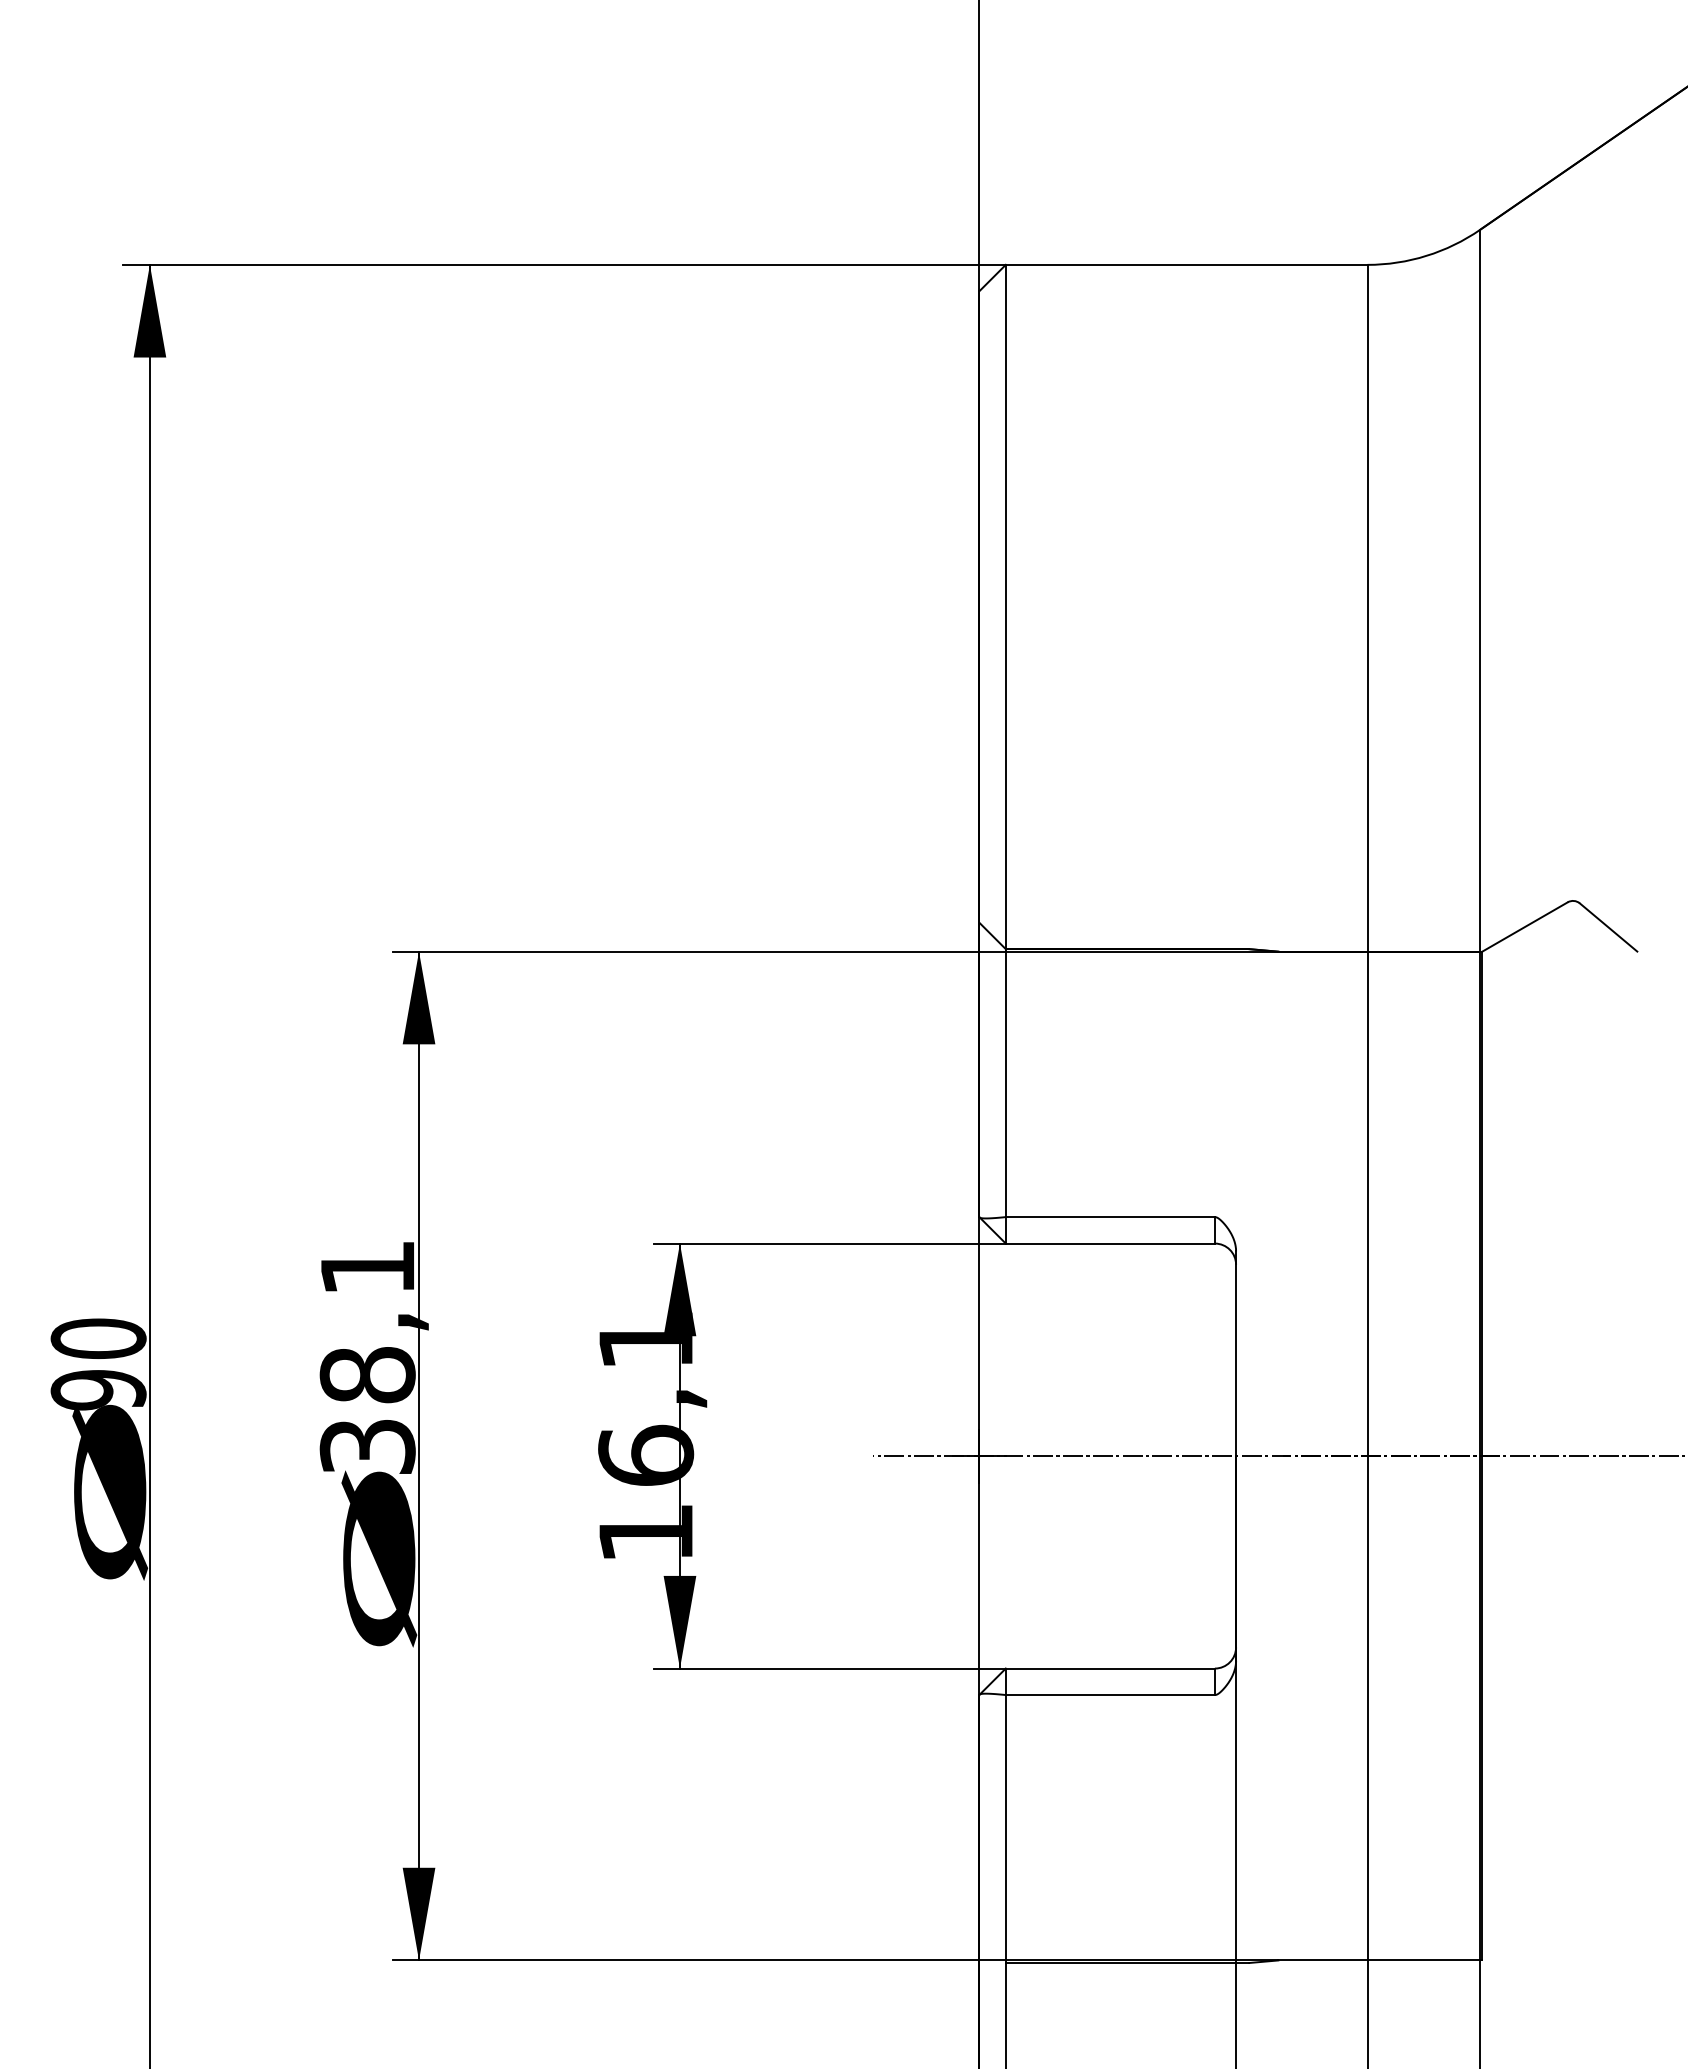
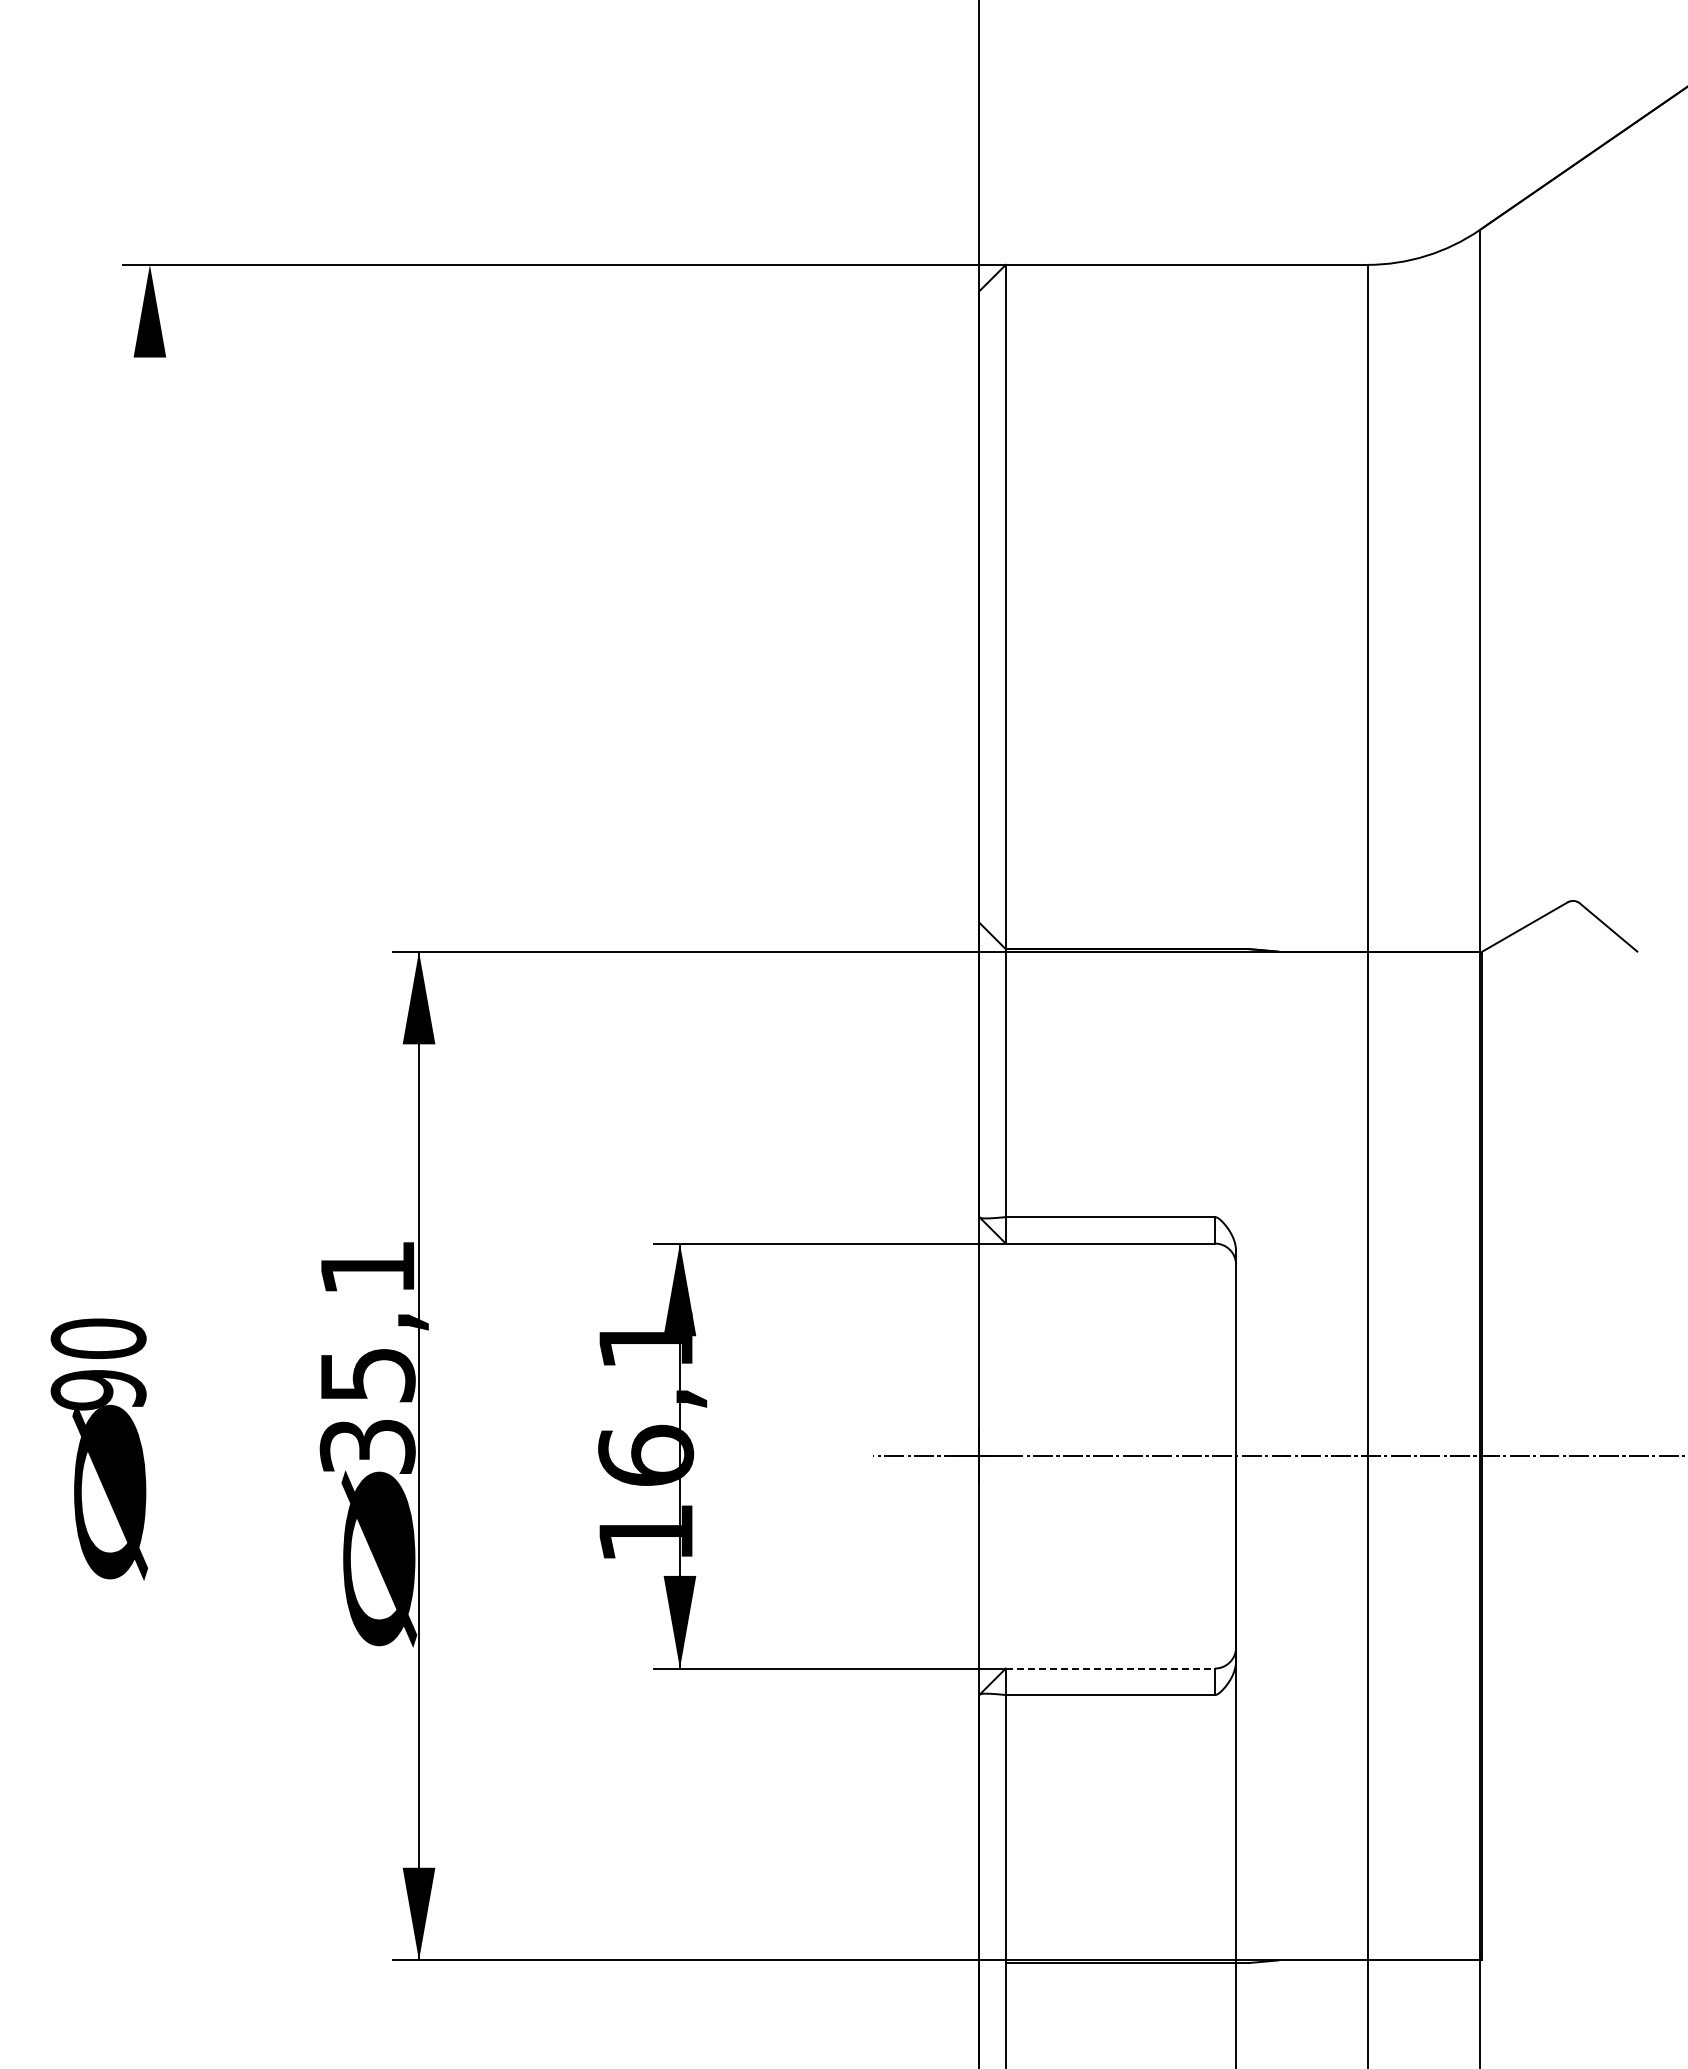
line: present -> none (149, 1164)
text: 38,1 -> 35,1 (367, 1375)
line: solid -> dashed (1110, 1668)
